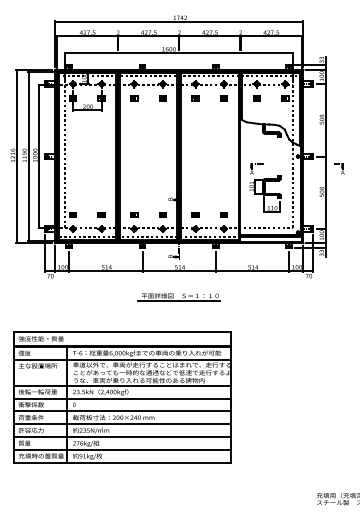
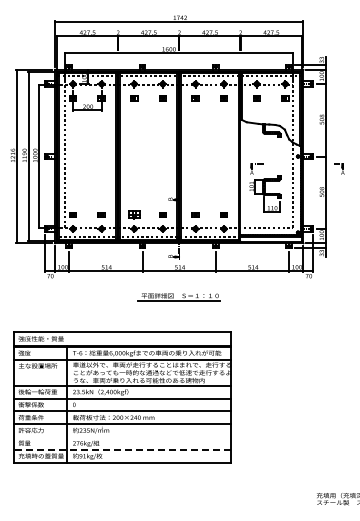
part size: 9x6 px -> 13x10 px (134, 214)
line: present -> none (122, 437)
line: solid -> dashed (121, 449)
